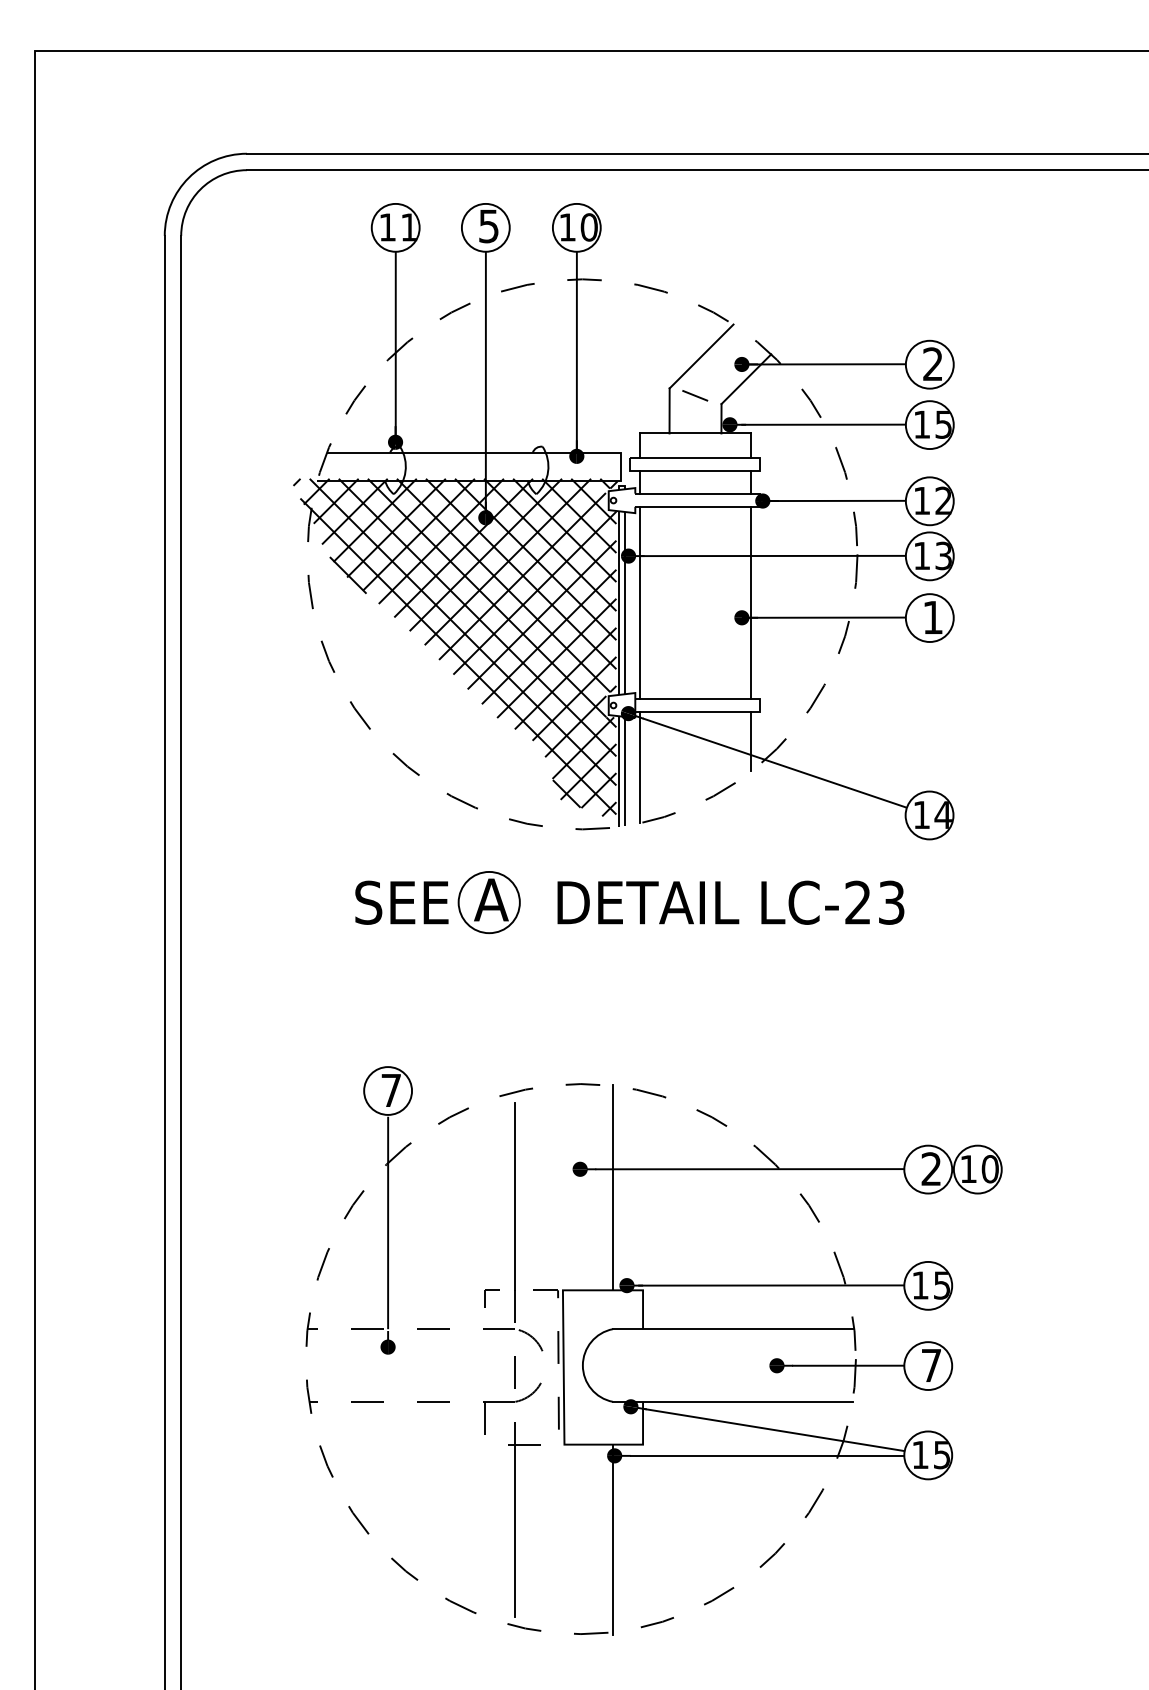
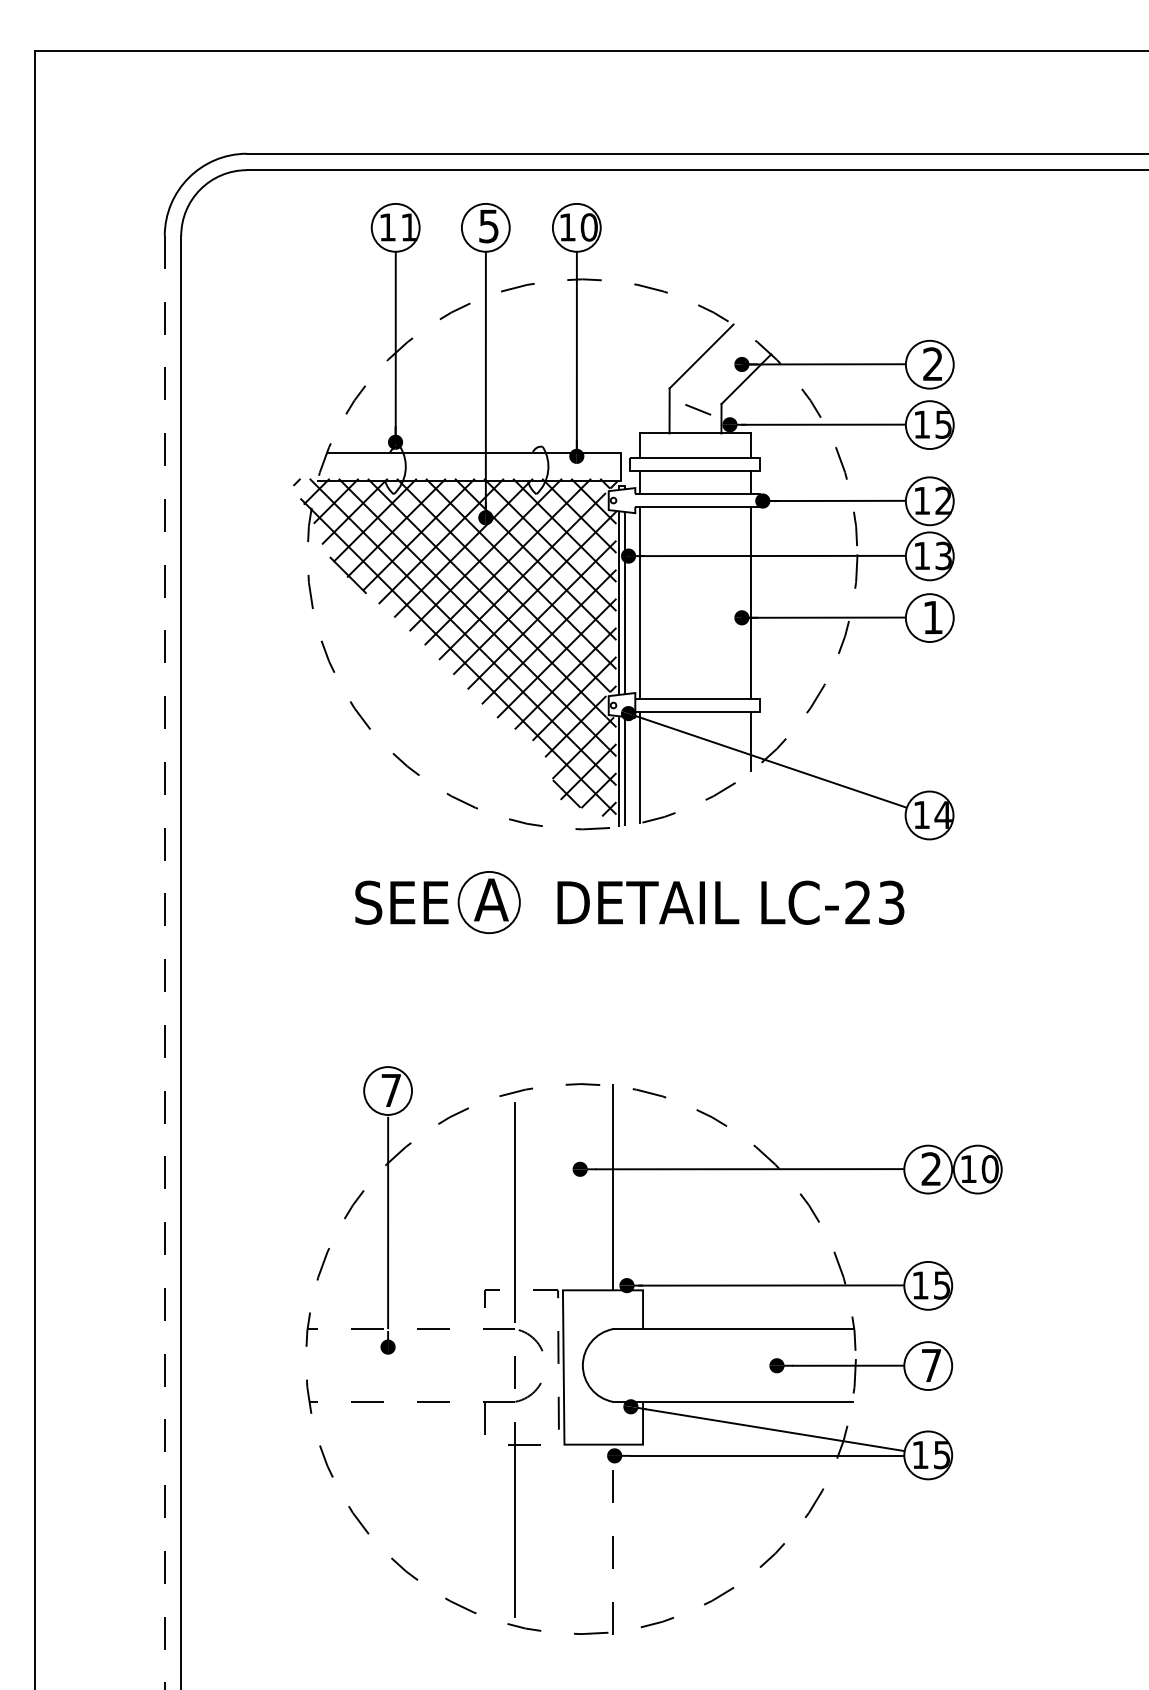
line position: (695, 395) -> (698, 409) (698, 409)
line: solid -> dashed (164, 962)
line: solid -> dashed (612, 1539)
